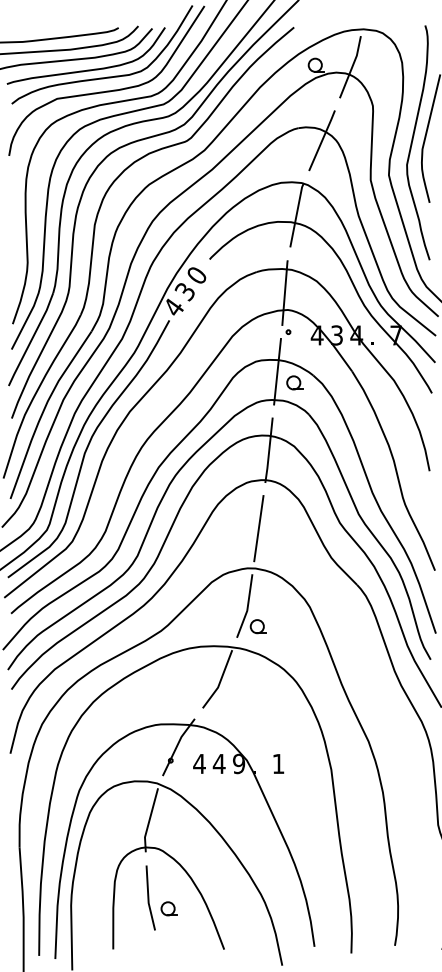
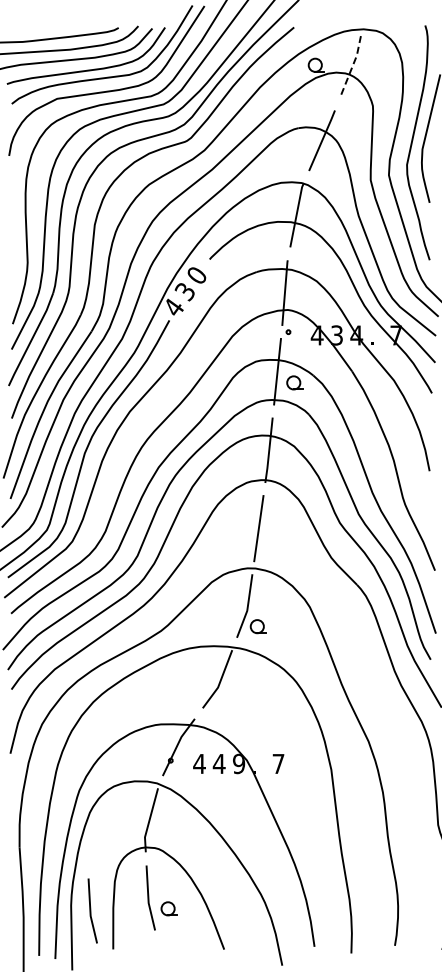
line: solid -> dashed (352, 66)
text: 1 -> 7 (278, 763)
line: none -> present (91, 910)
